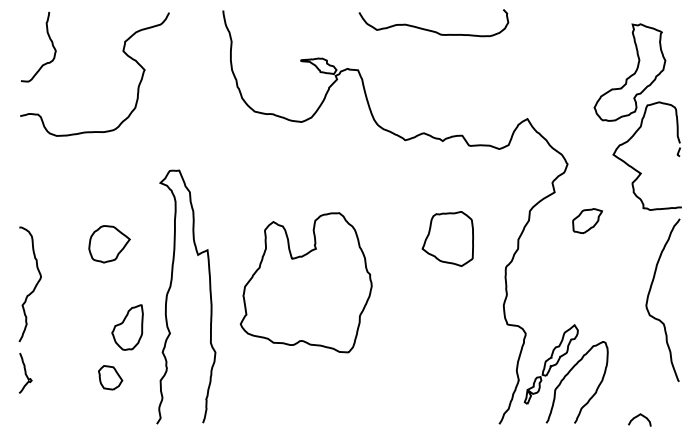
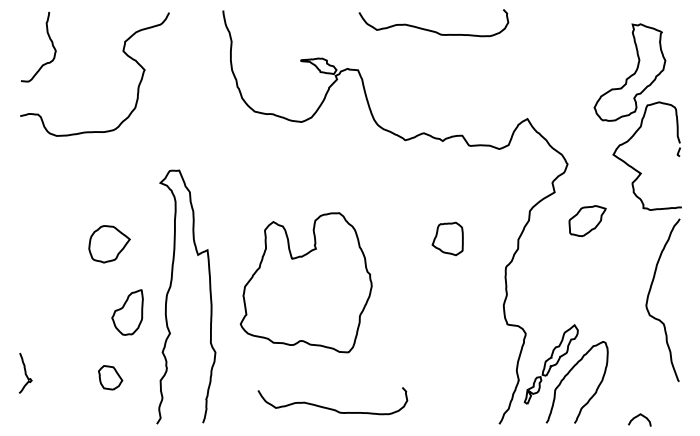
part size: 31x26 px -> 39x33 px (587, 221)
part size: 53x56 px -> 33x36 px (447, 238)
curve: present -> none (34, 286)
part position: (127, 327) -> (127, 312) (127, 312)
curve: none -> present (332, 408)
